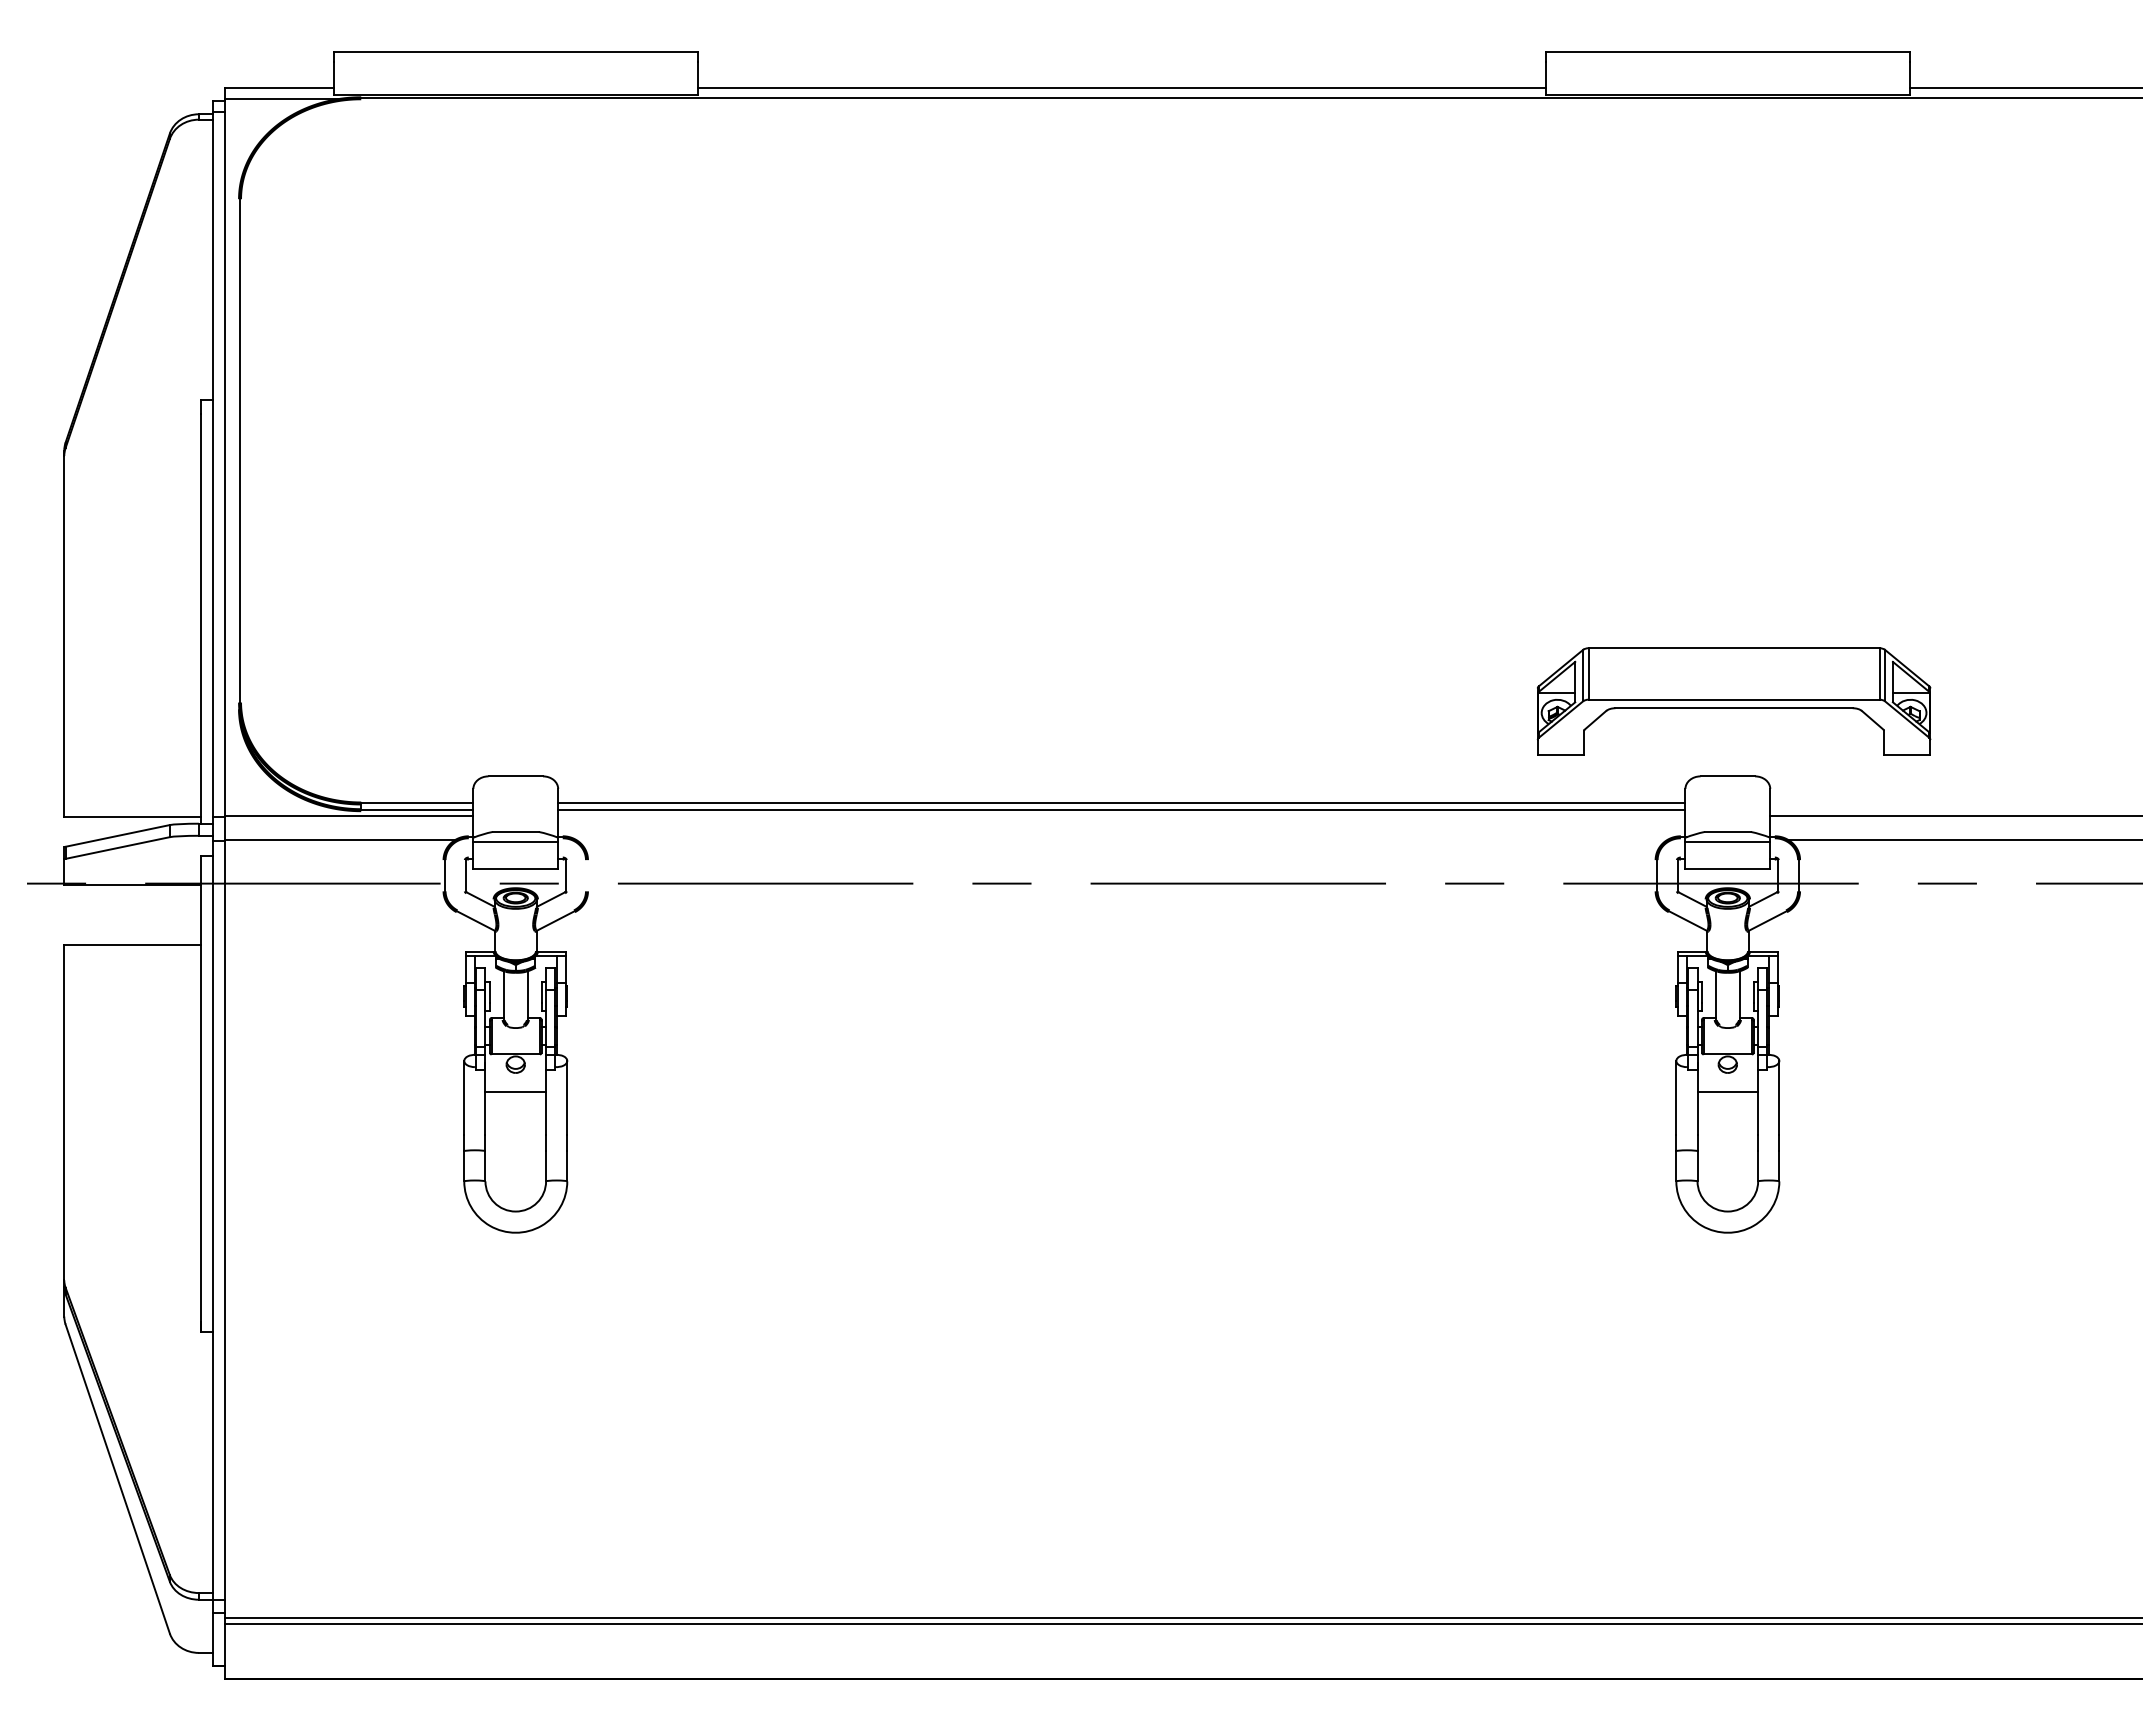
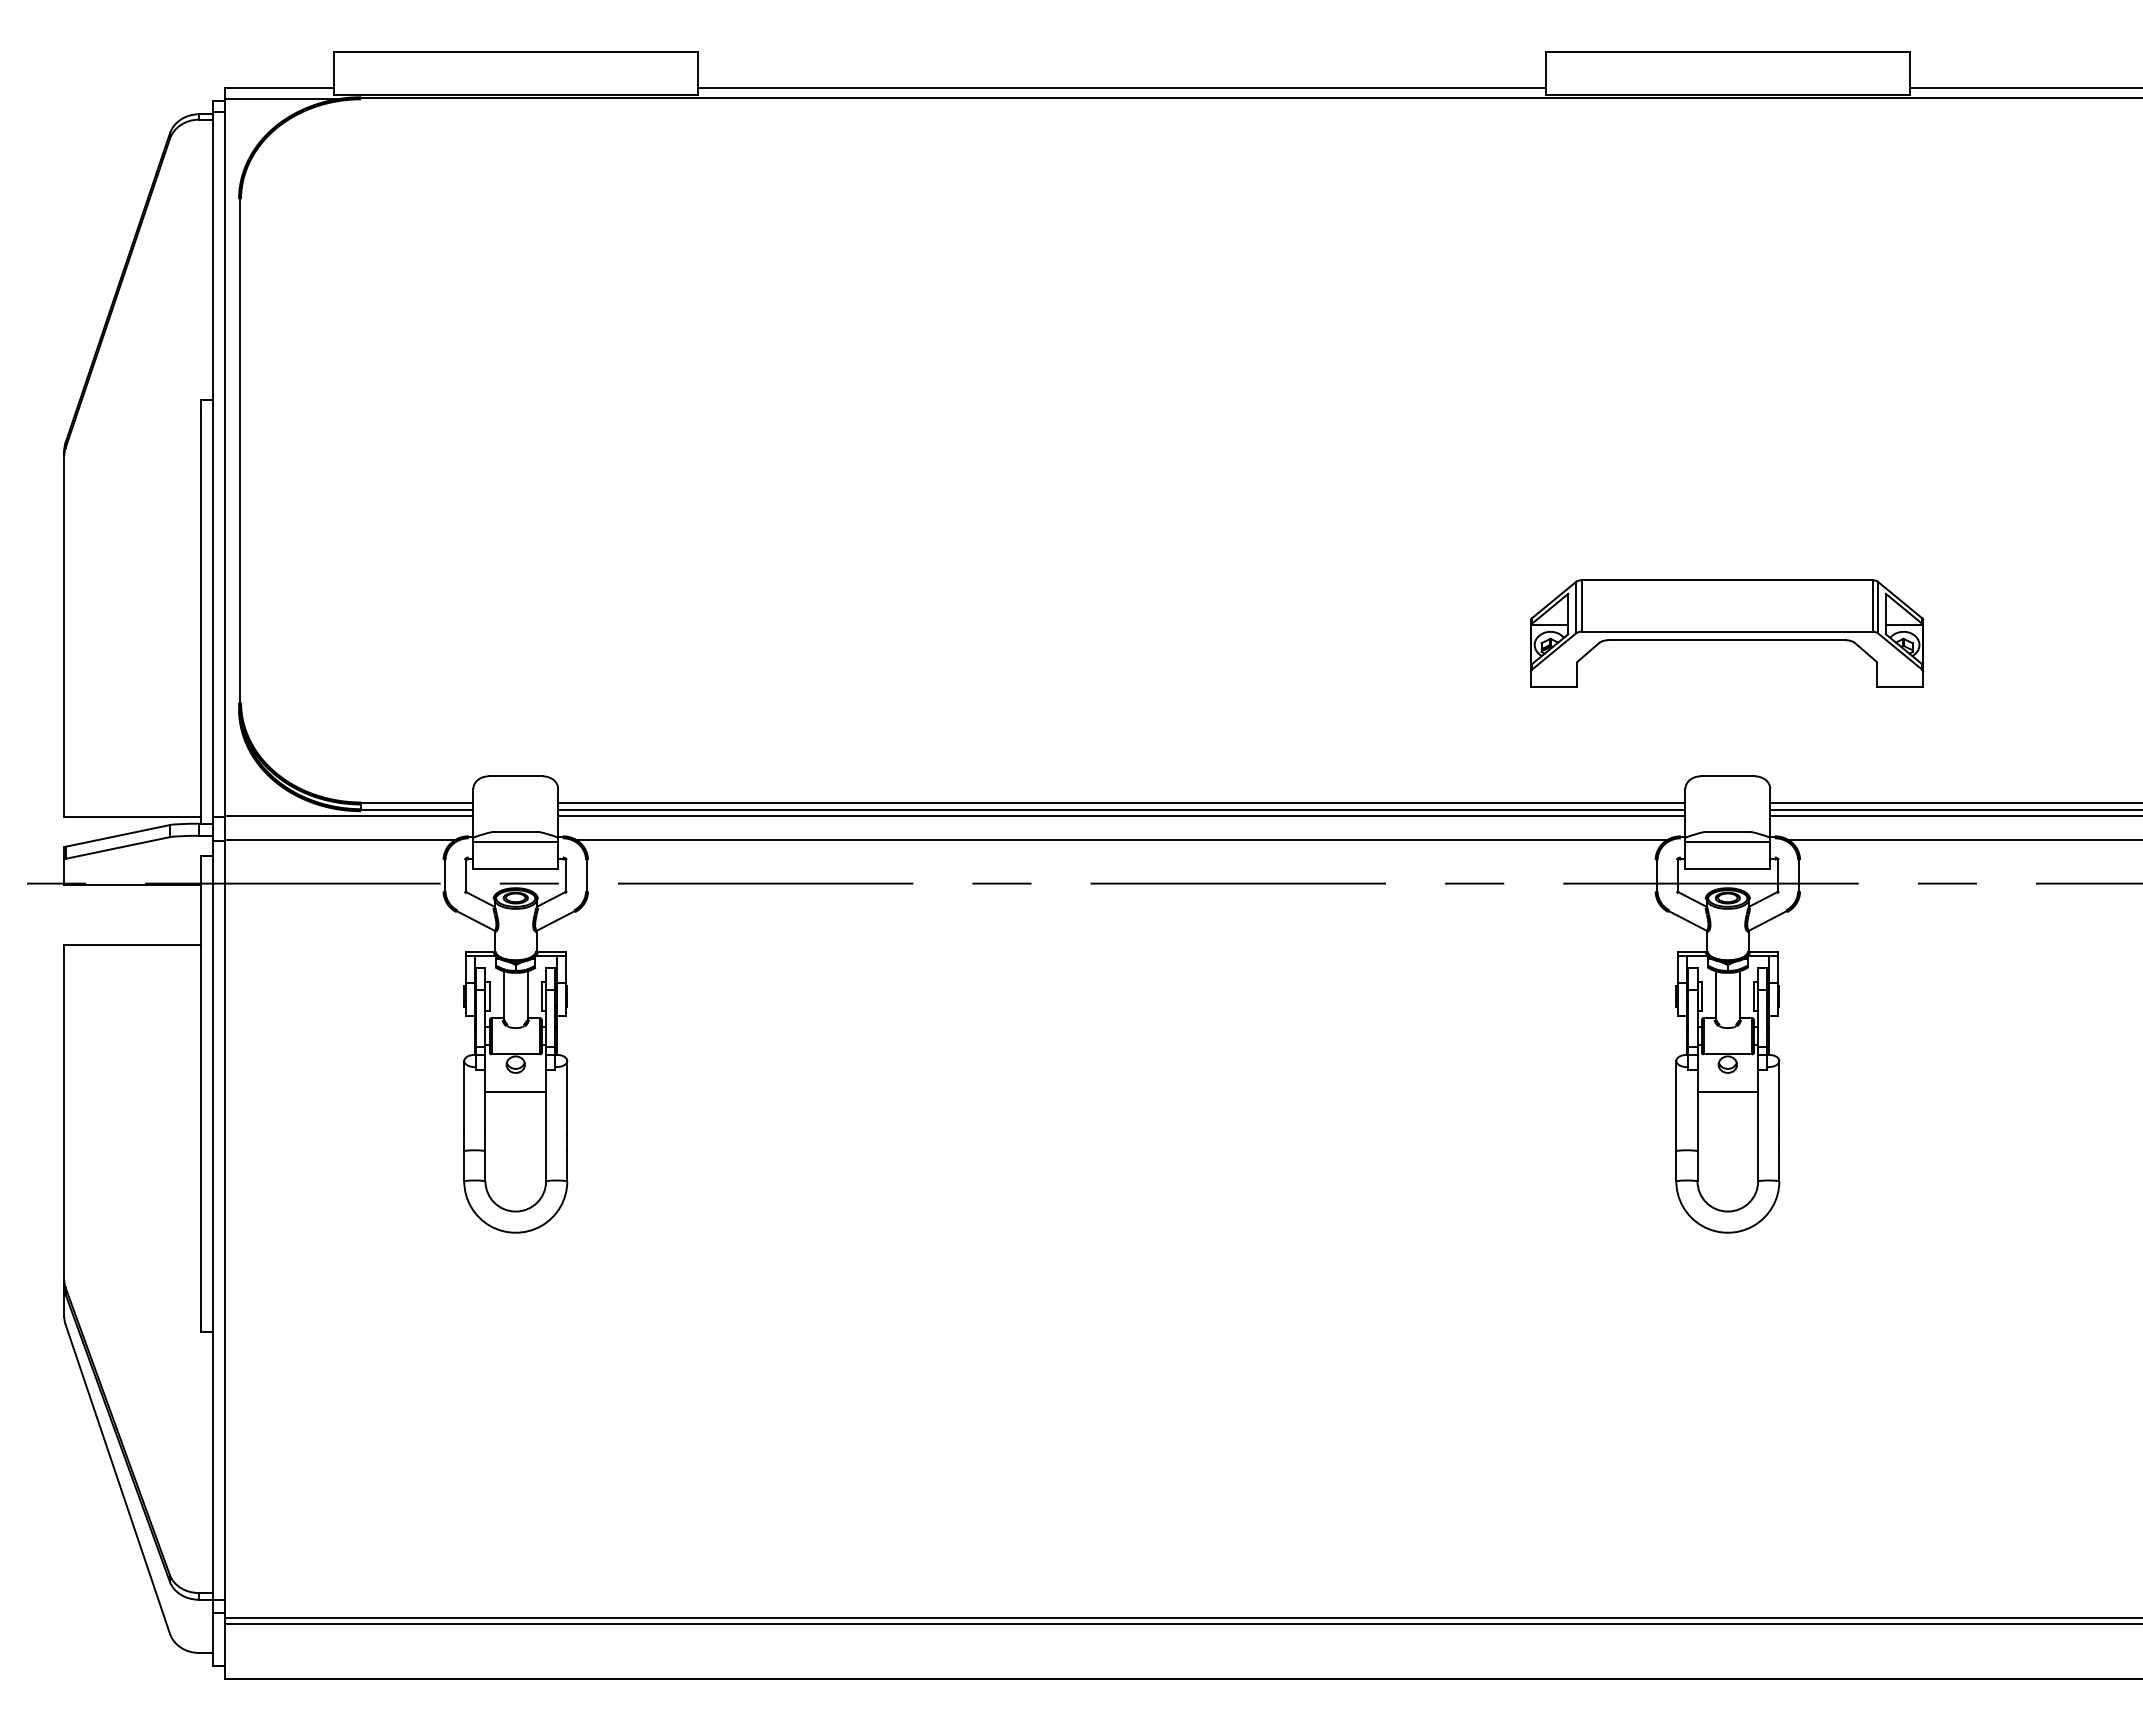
part position: (1733, 701) -> (1726, 633) (1726, 633)
line: none -> present (1954, 803)
line: none -> present (1954, 810)
line: none -> present (1121, 816)
line: none -> present (1121, 840)
line: none -> present (586, 875)
